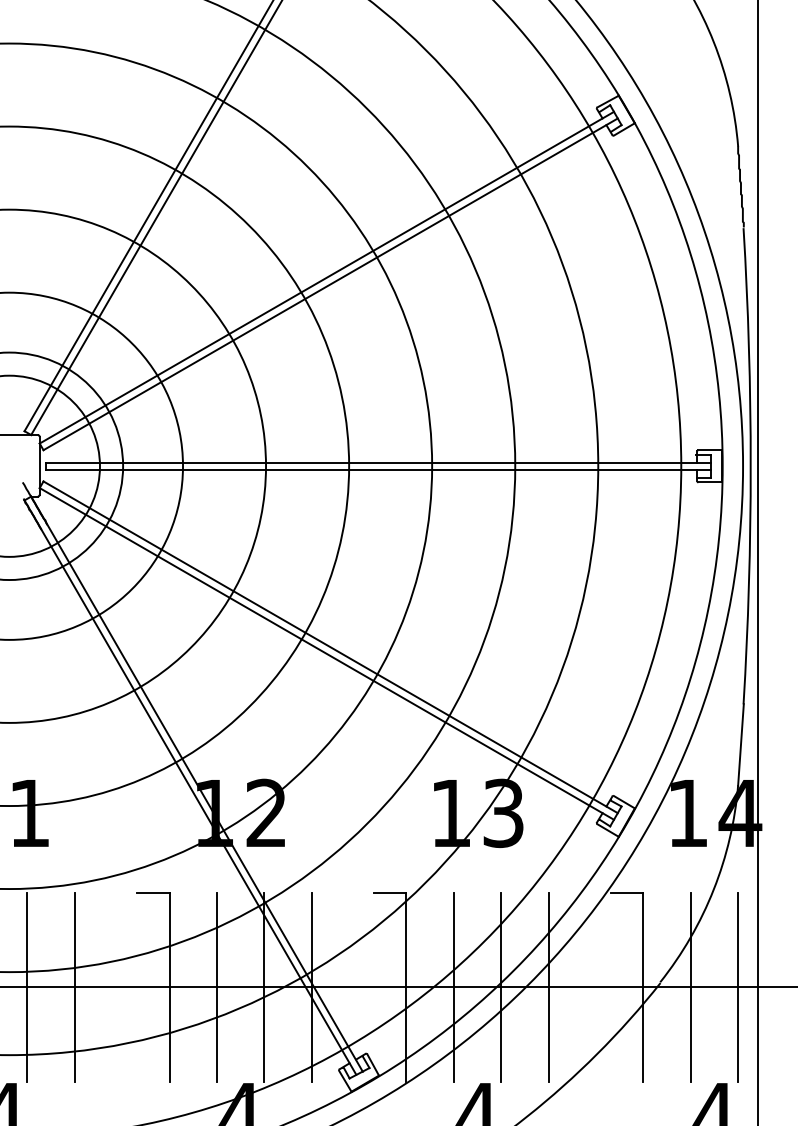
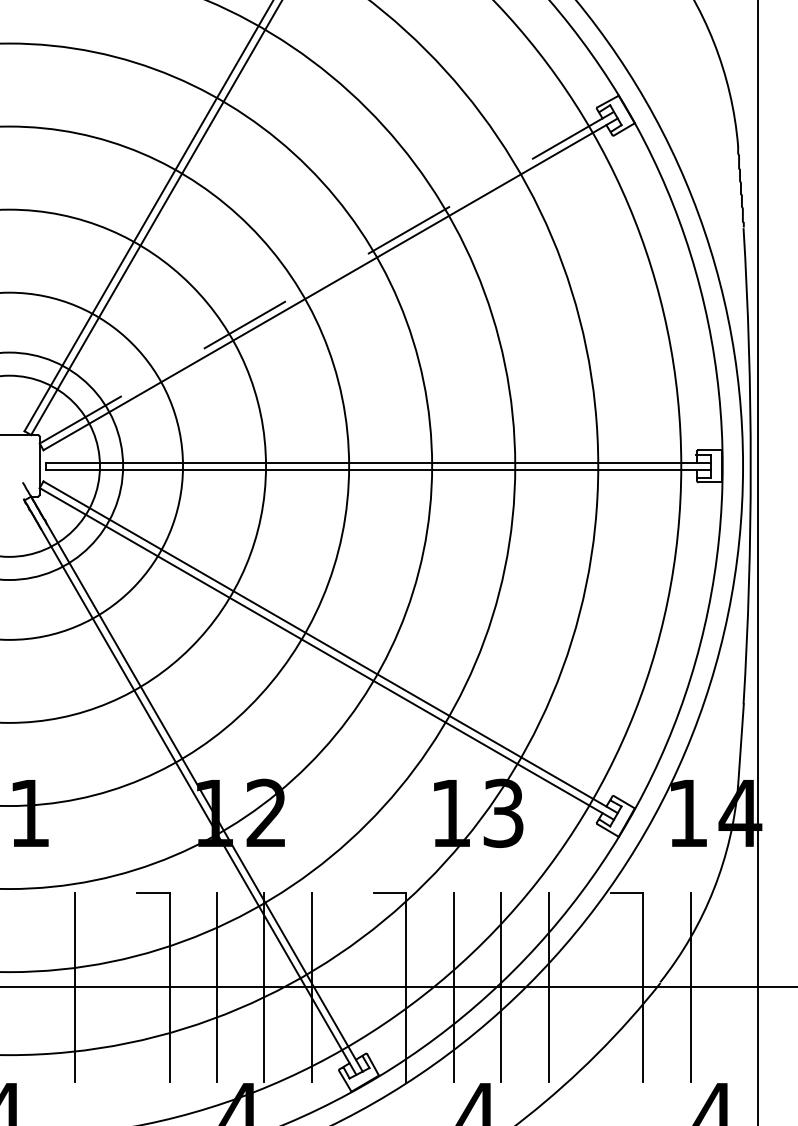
line: solid -> dashed (326, 277)
line: present -> none (27, 987)
line: present -> none (738, 987)
